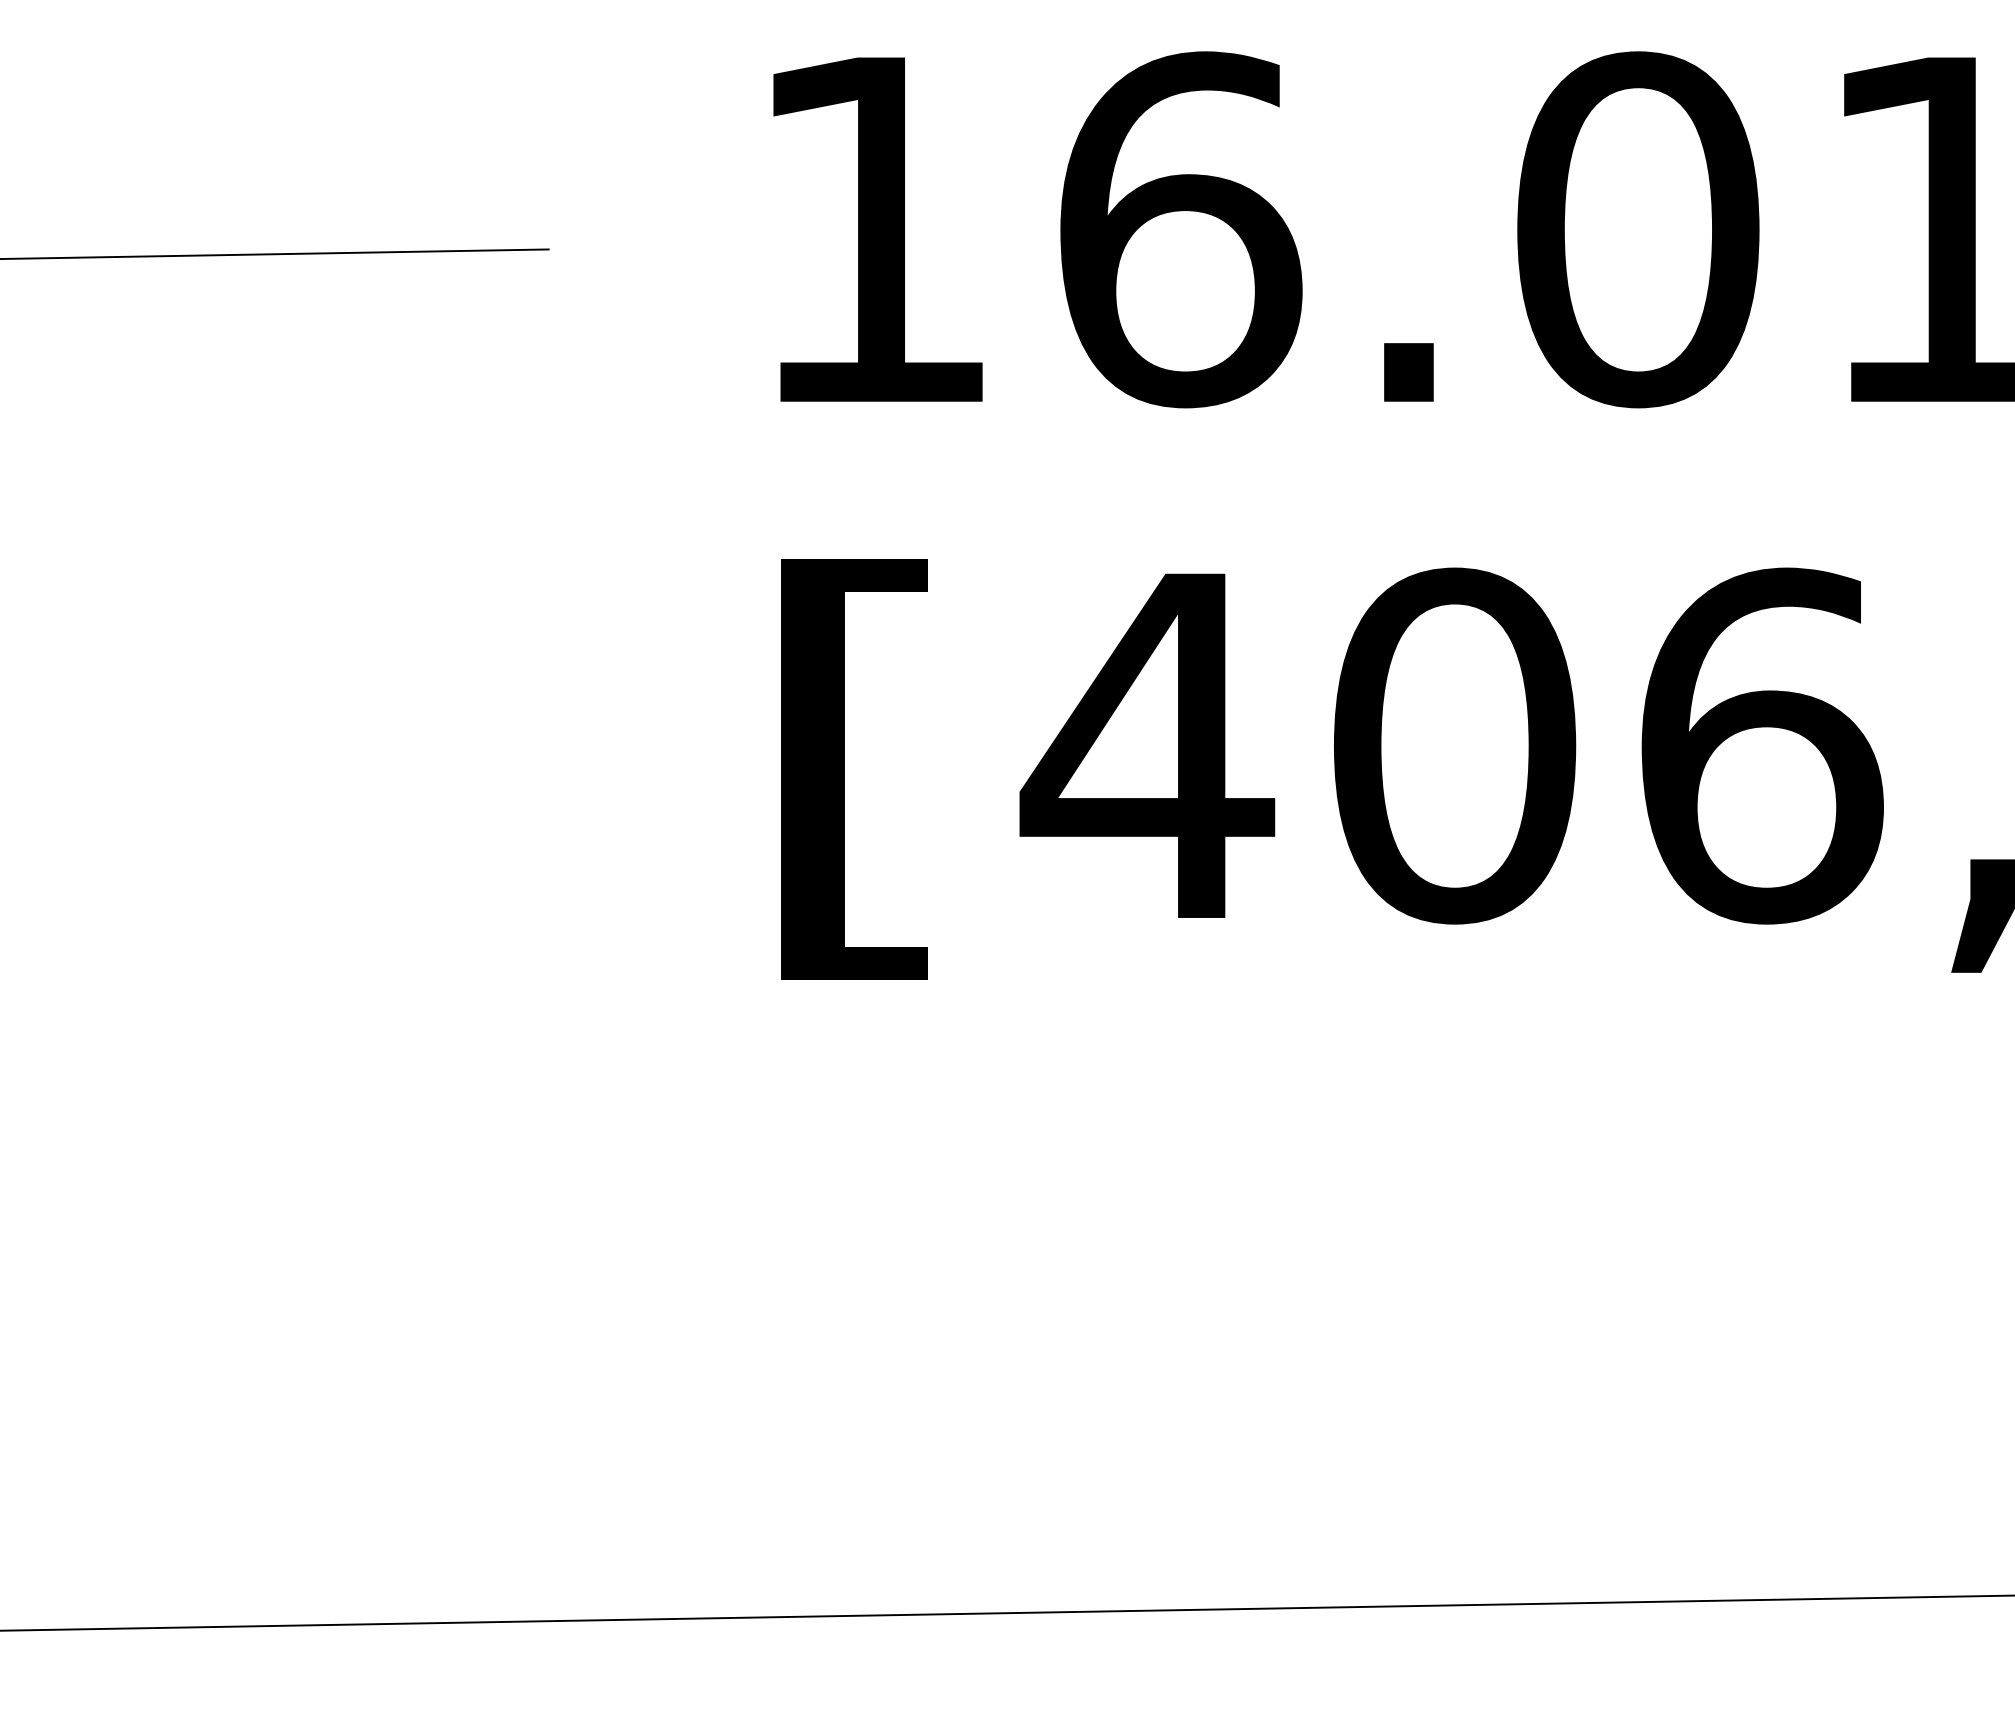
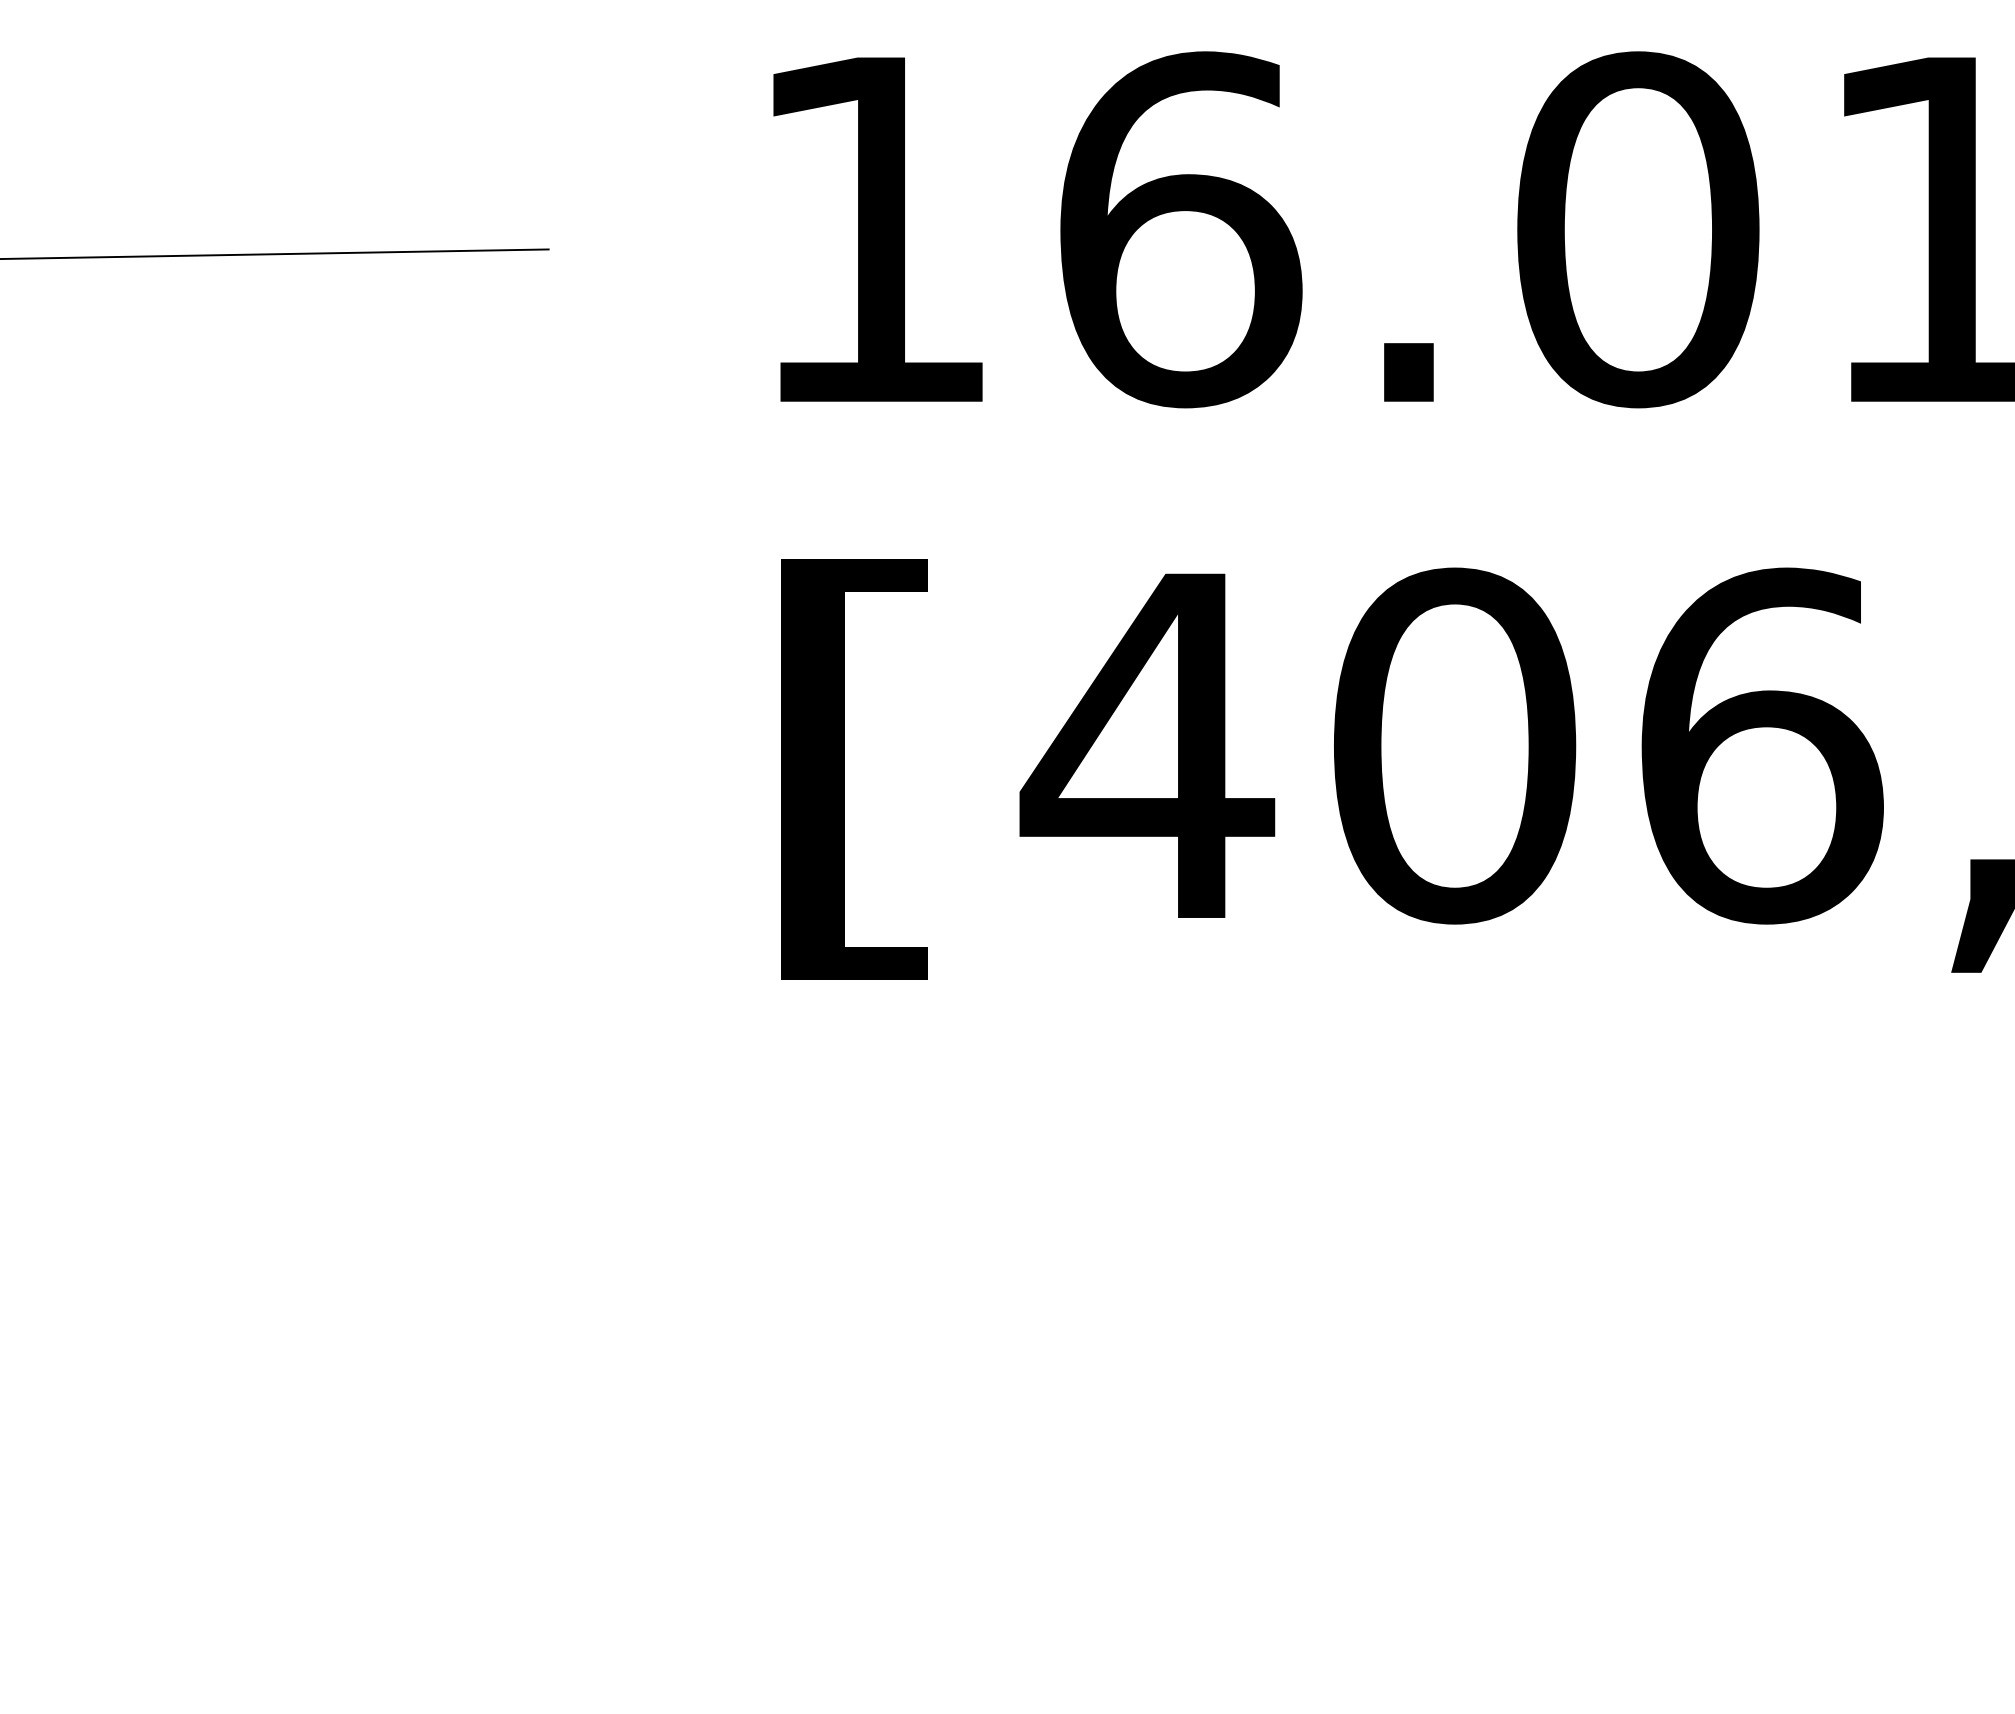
line: present -> none (1006, 1612)
